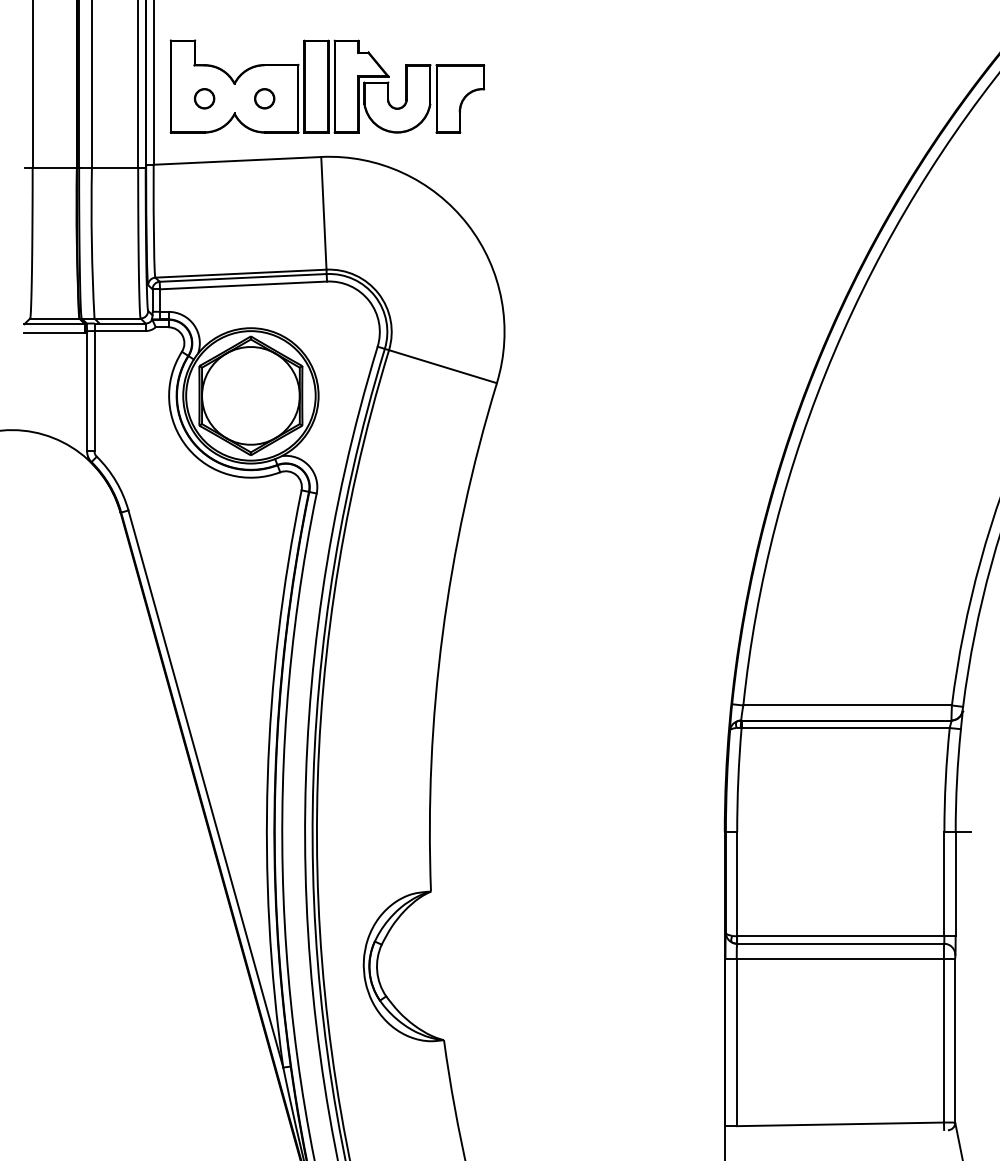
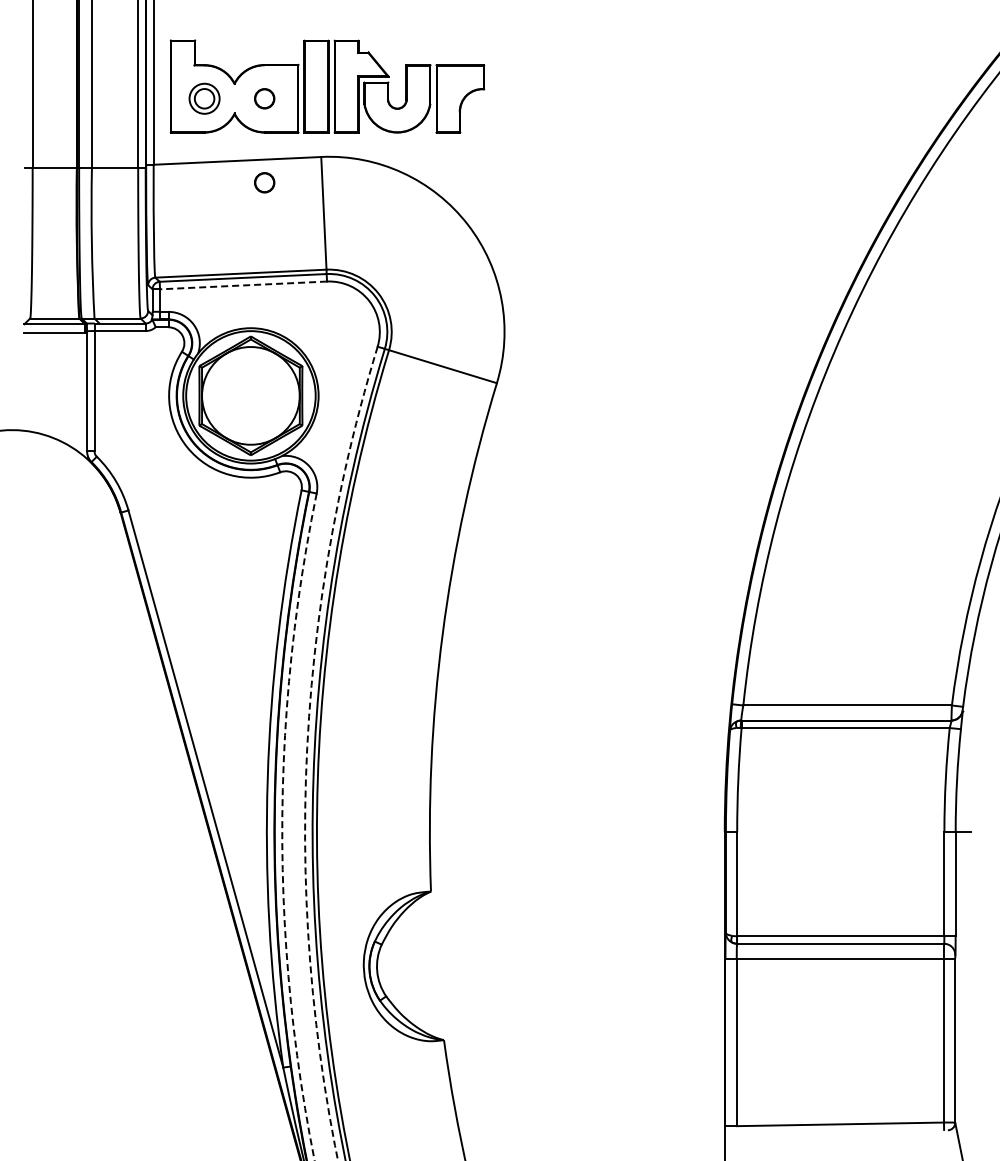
circle diameter: 19 px -> 30 px (204, 98)
circle: none -> present (264, 182)
line: solid -> dashed (243, 285)
arc: solid -> dashed (307, 749)
arc: solid -> dashed (282, 826)
